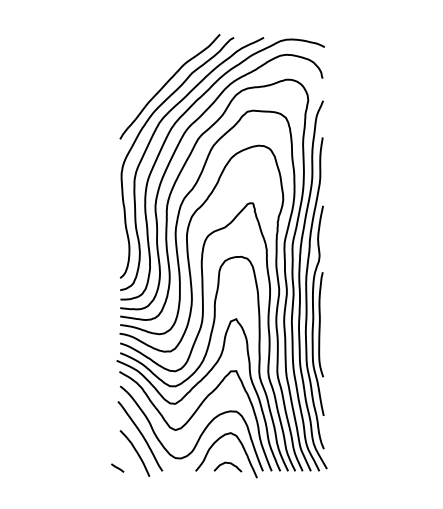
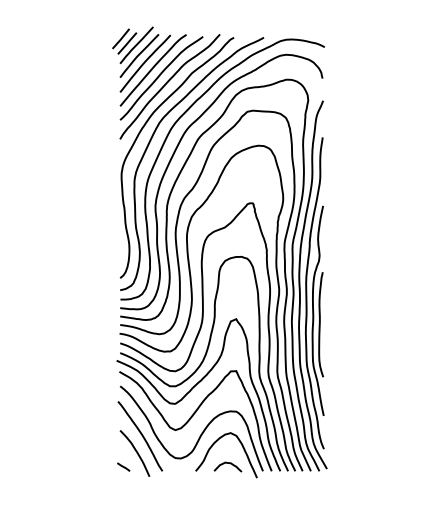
part: none -> present (157, 73)
line position: (117, 467) -> (123, 466) (123, 466)
